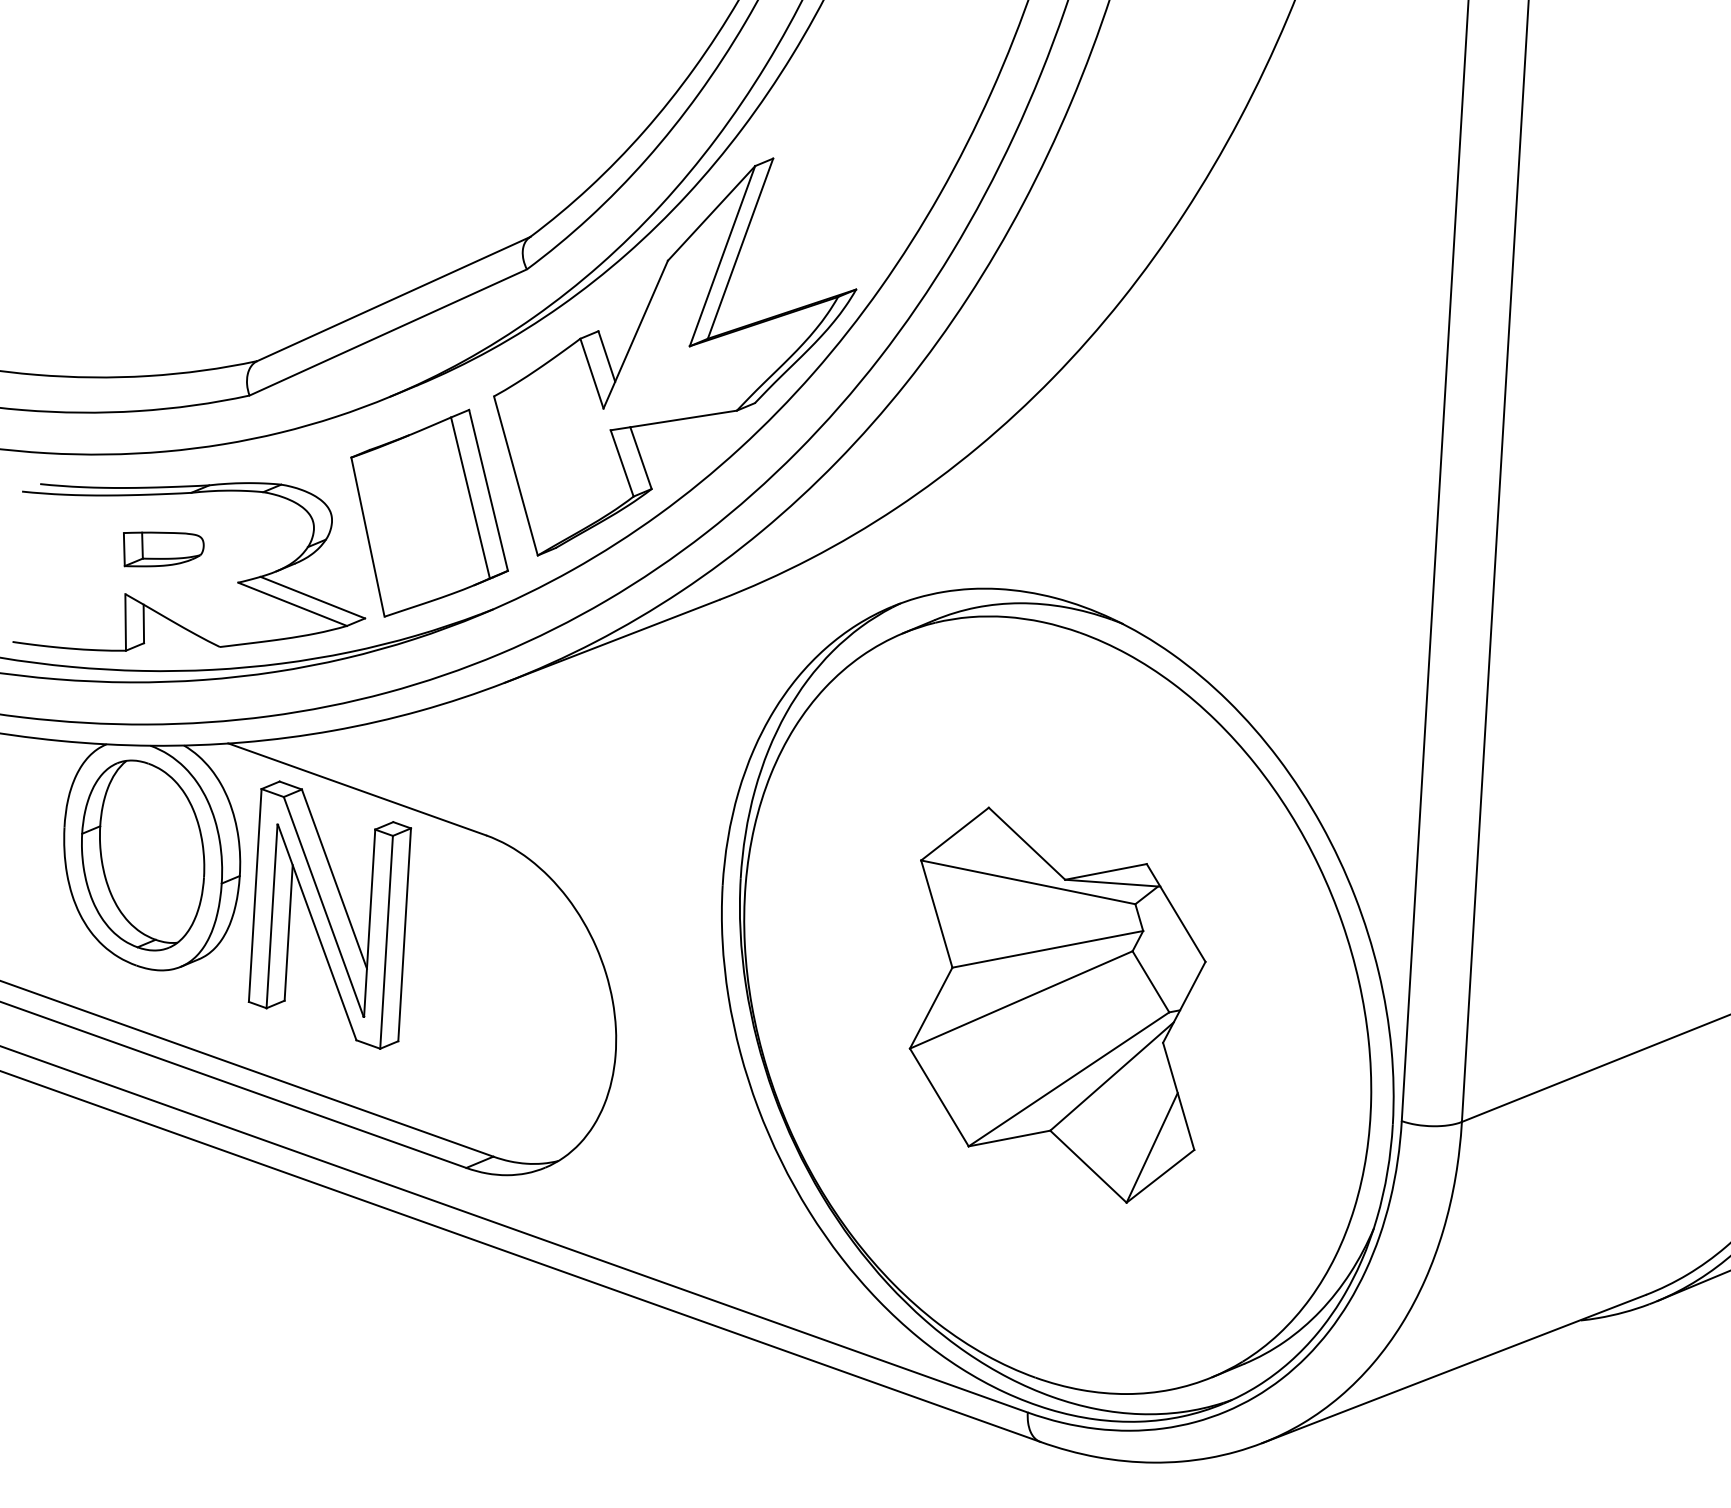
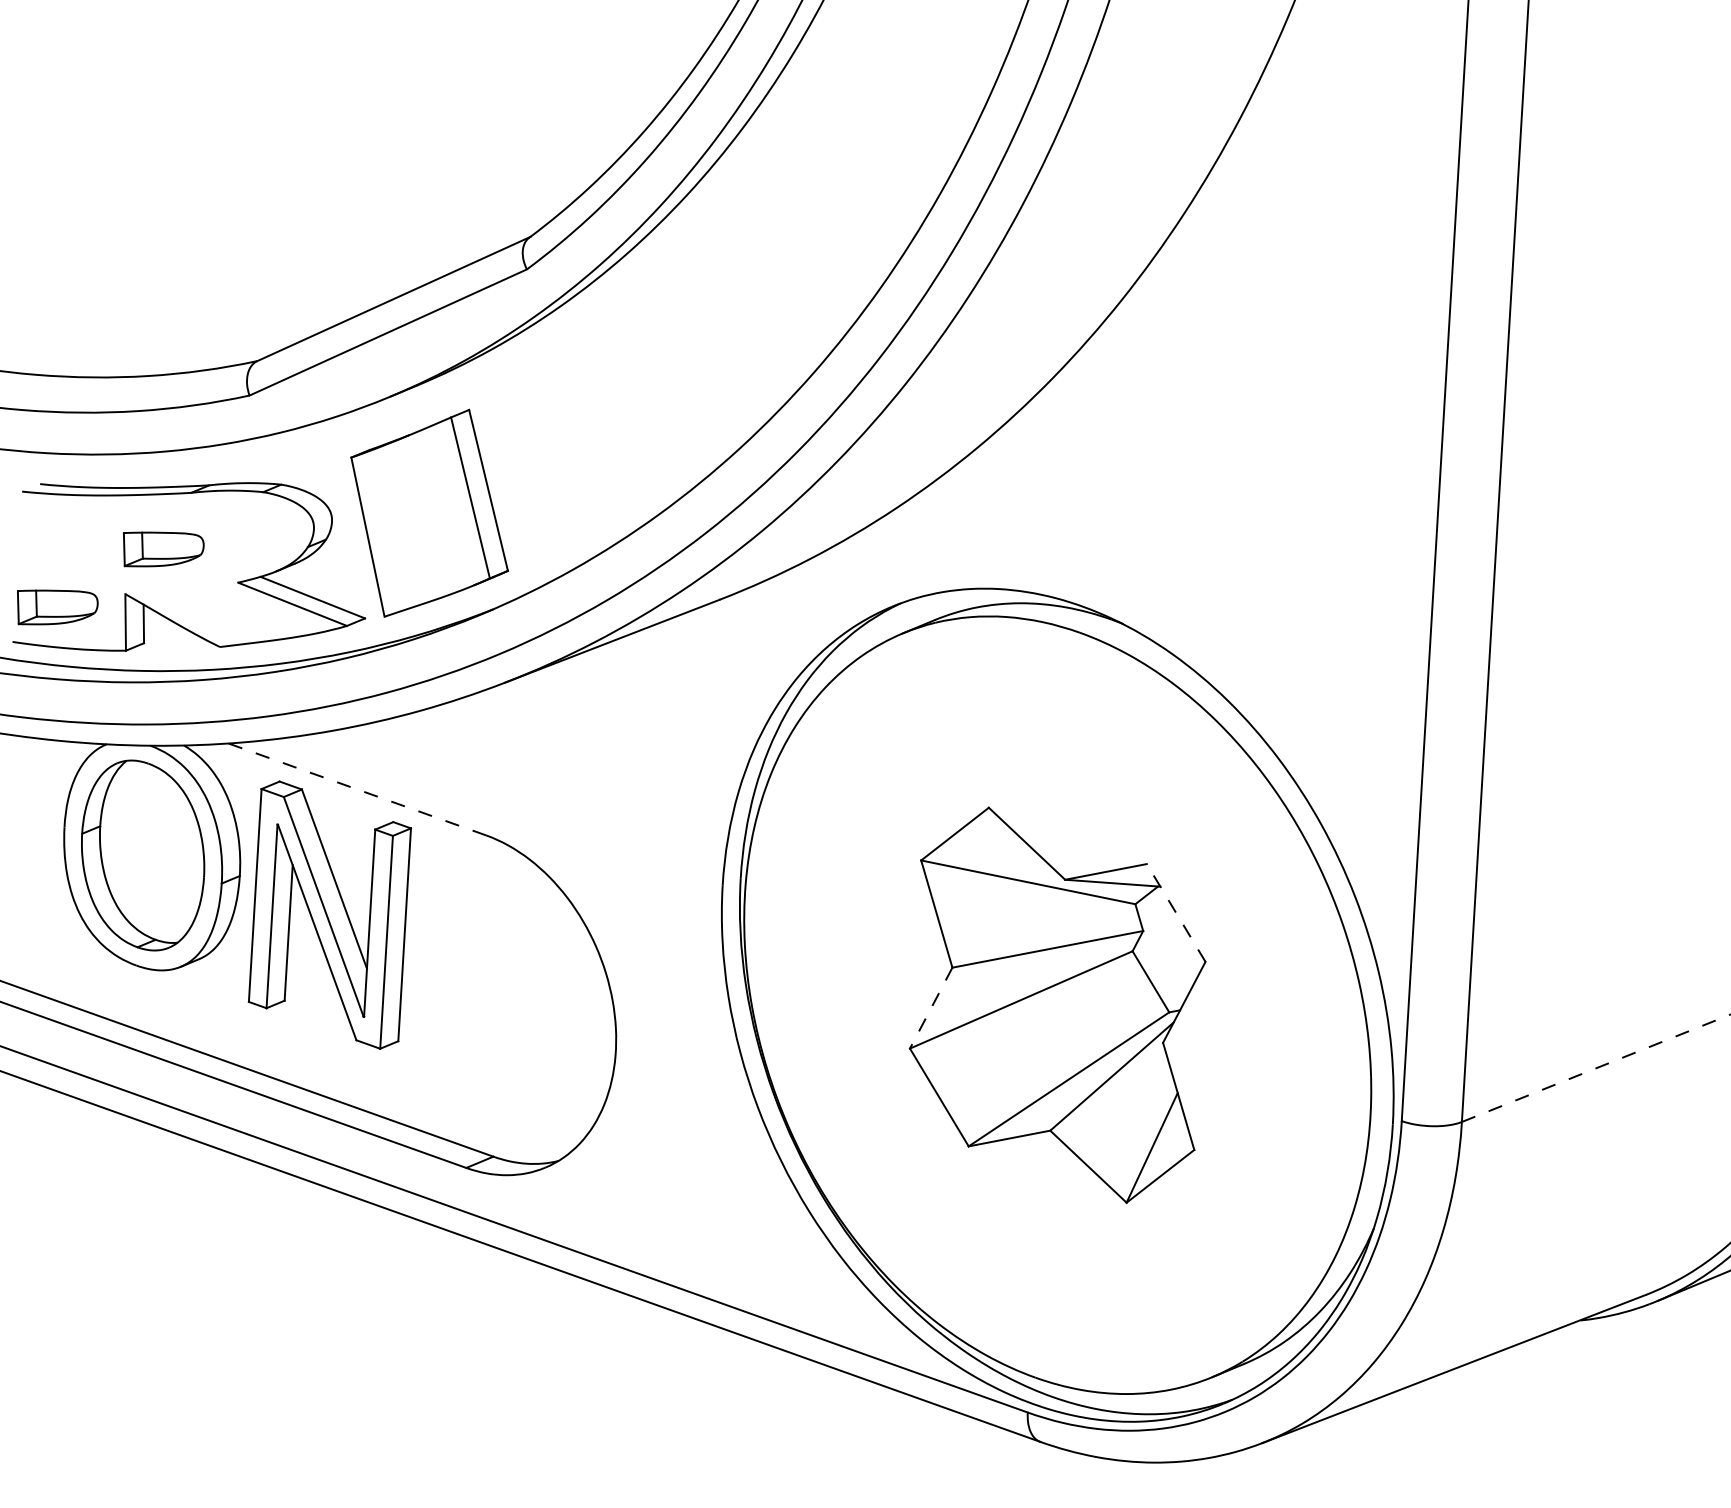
part: present -> none (675, 356)
part: none -> present (57, 607)
line: solid -> dashed (357, 789)
line: solid -> dashed (1175, 912)
line: solid -> dashed (931, 1008)
line: solid -> dashed (1596, 1068)
